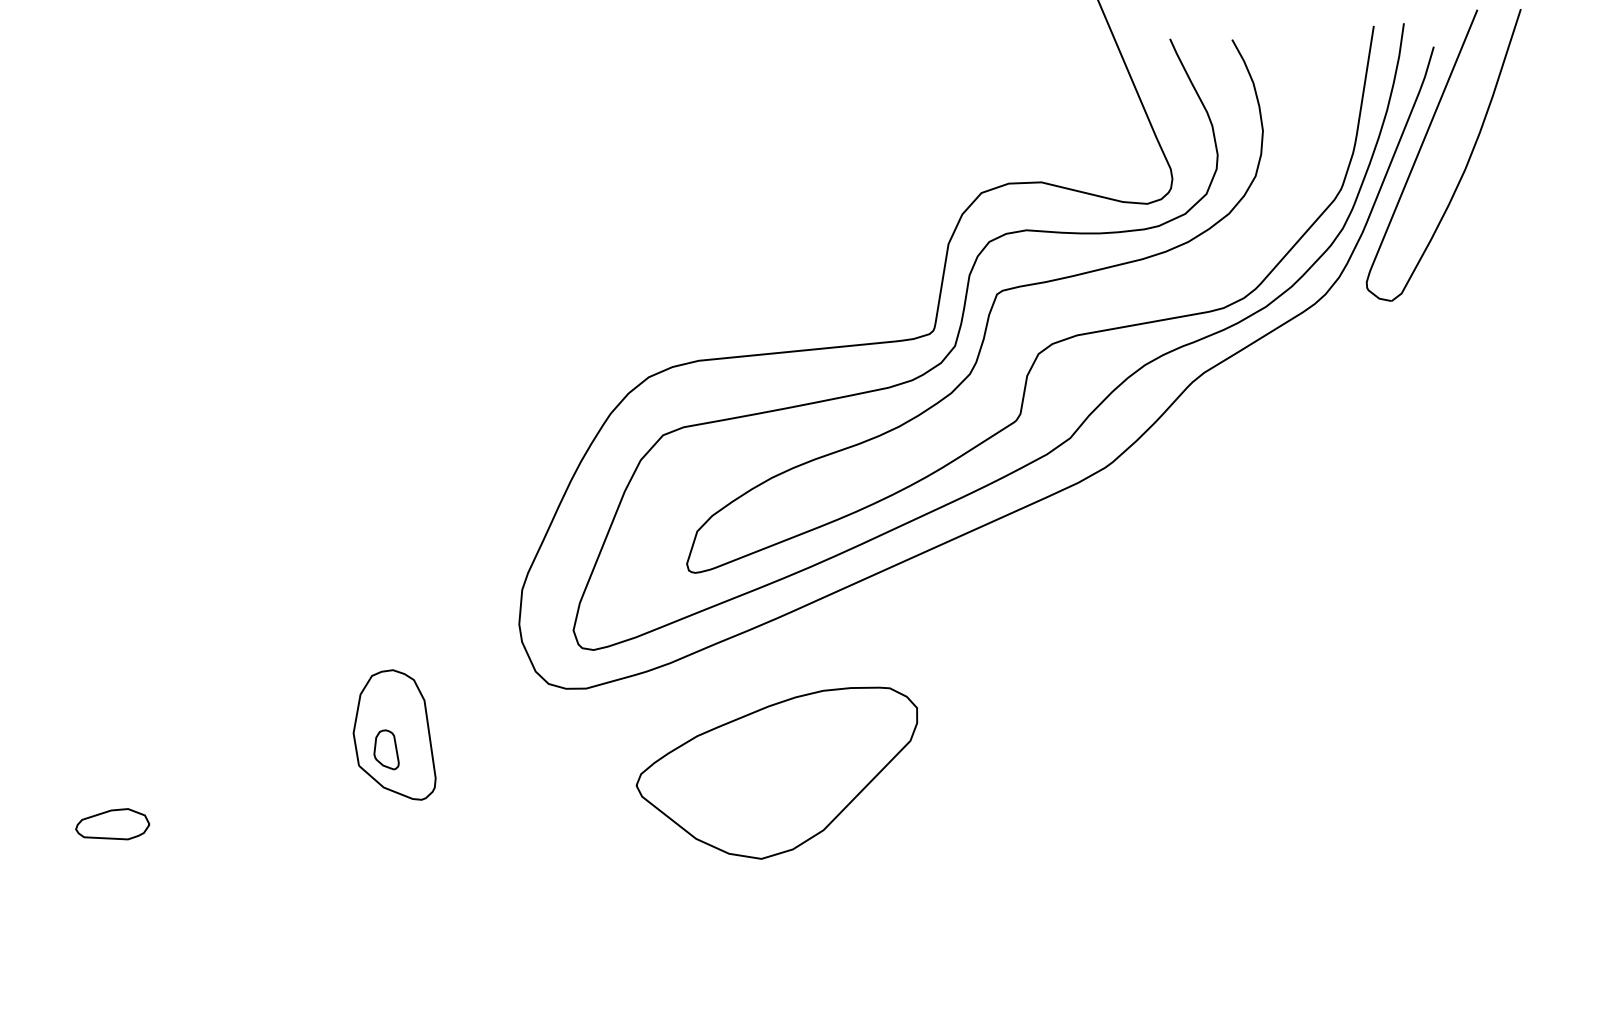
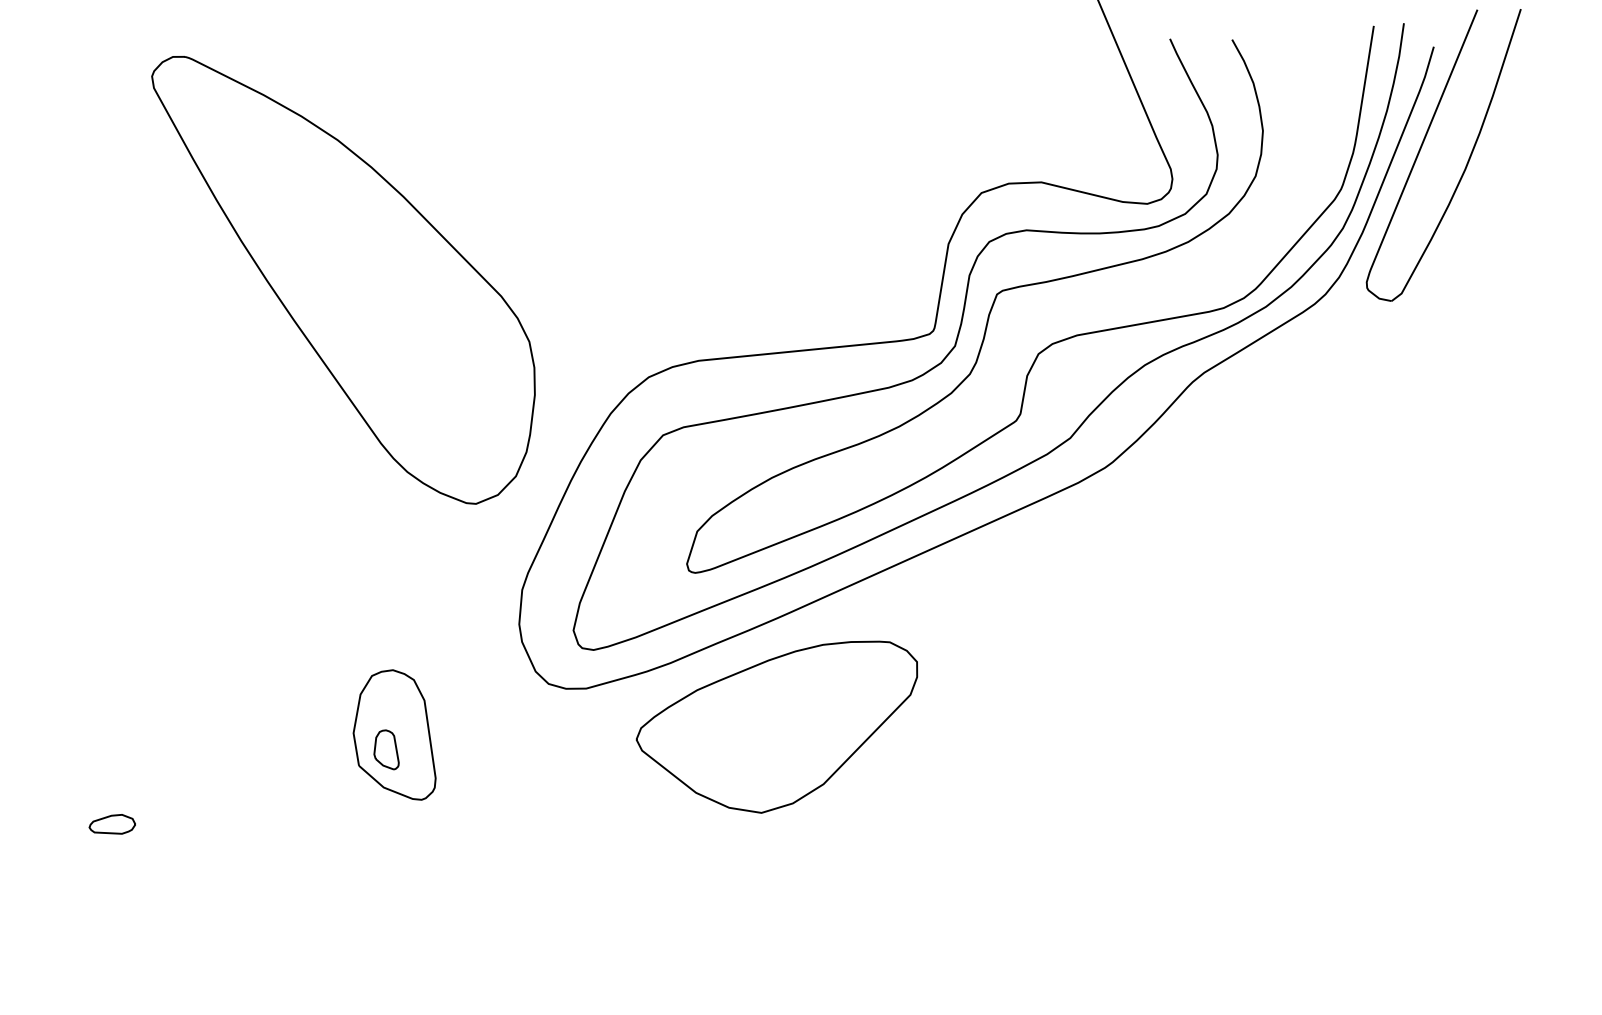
part: none -> present (343, 280)
part position: (776, 772) -> (776, 726) (776, 726)
part size: 76x33 px -> 48x21 px (111, 824)
